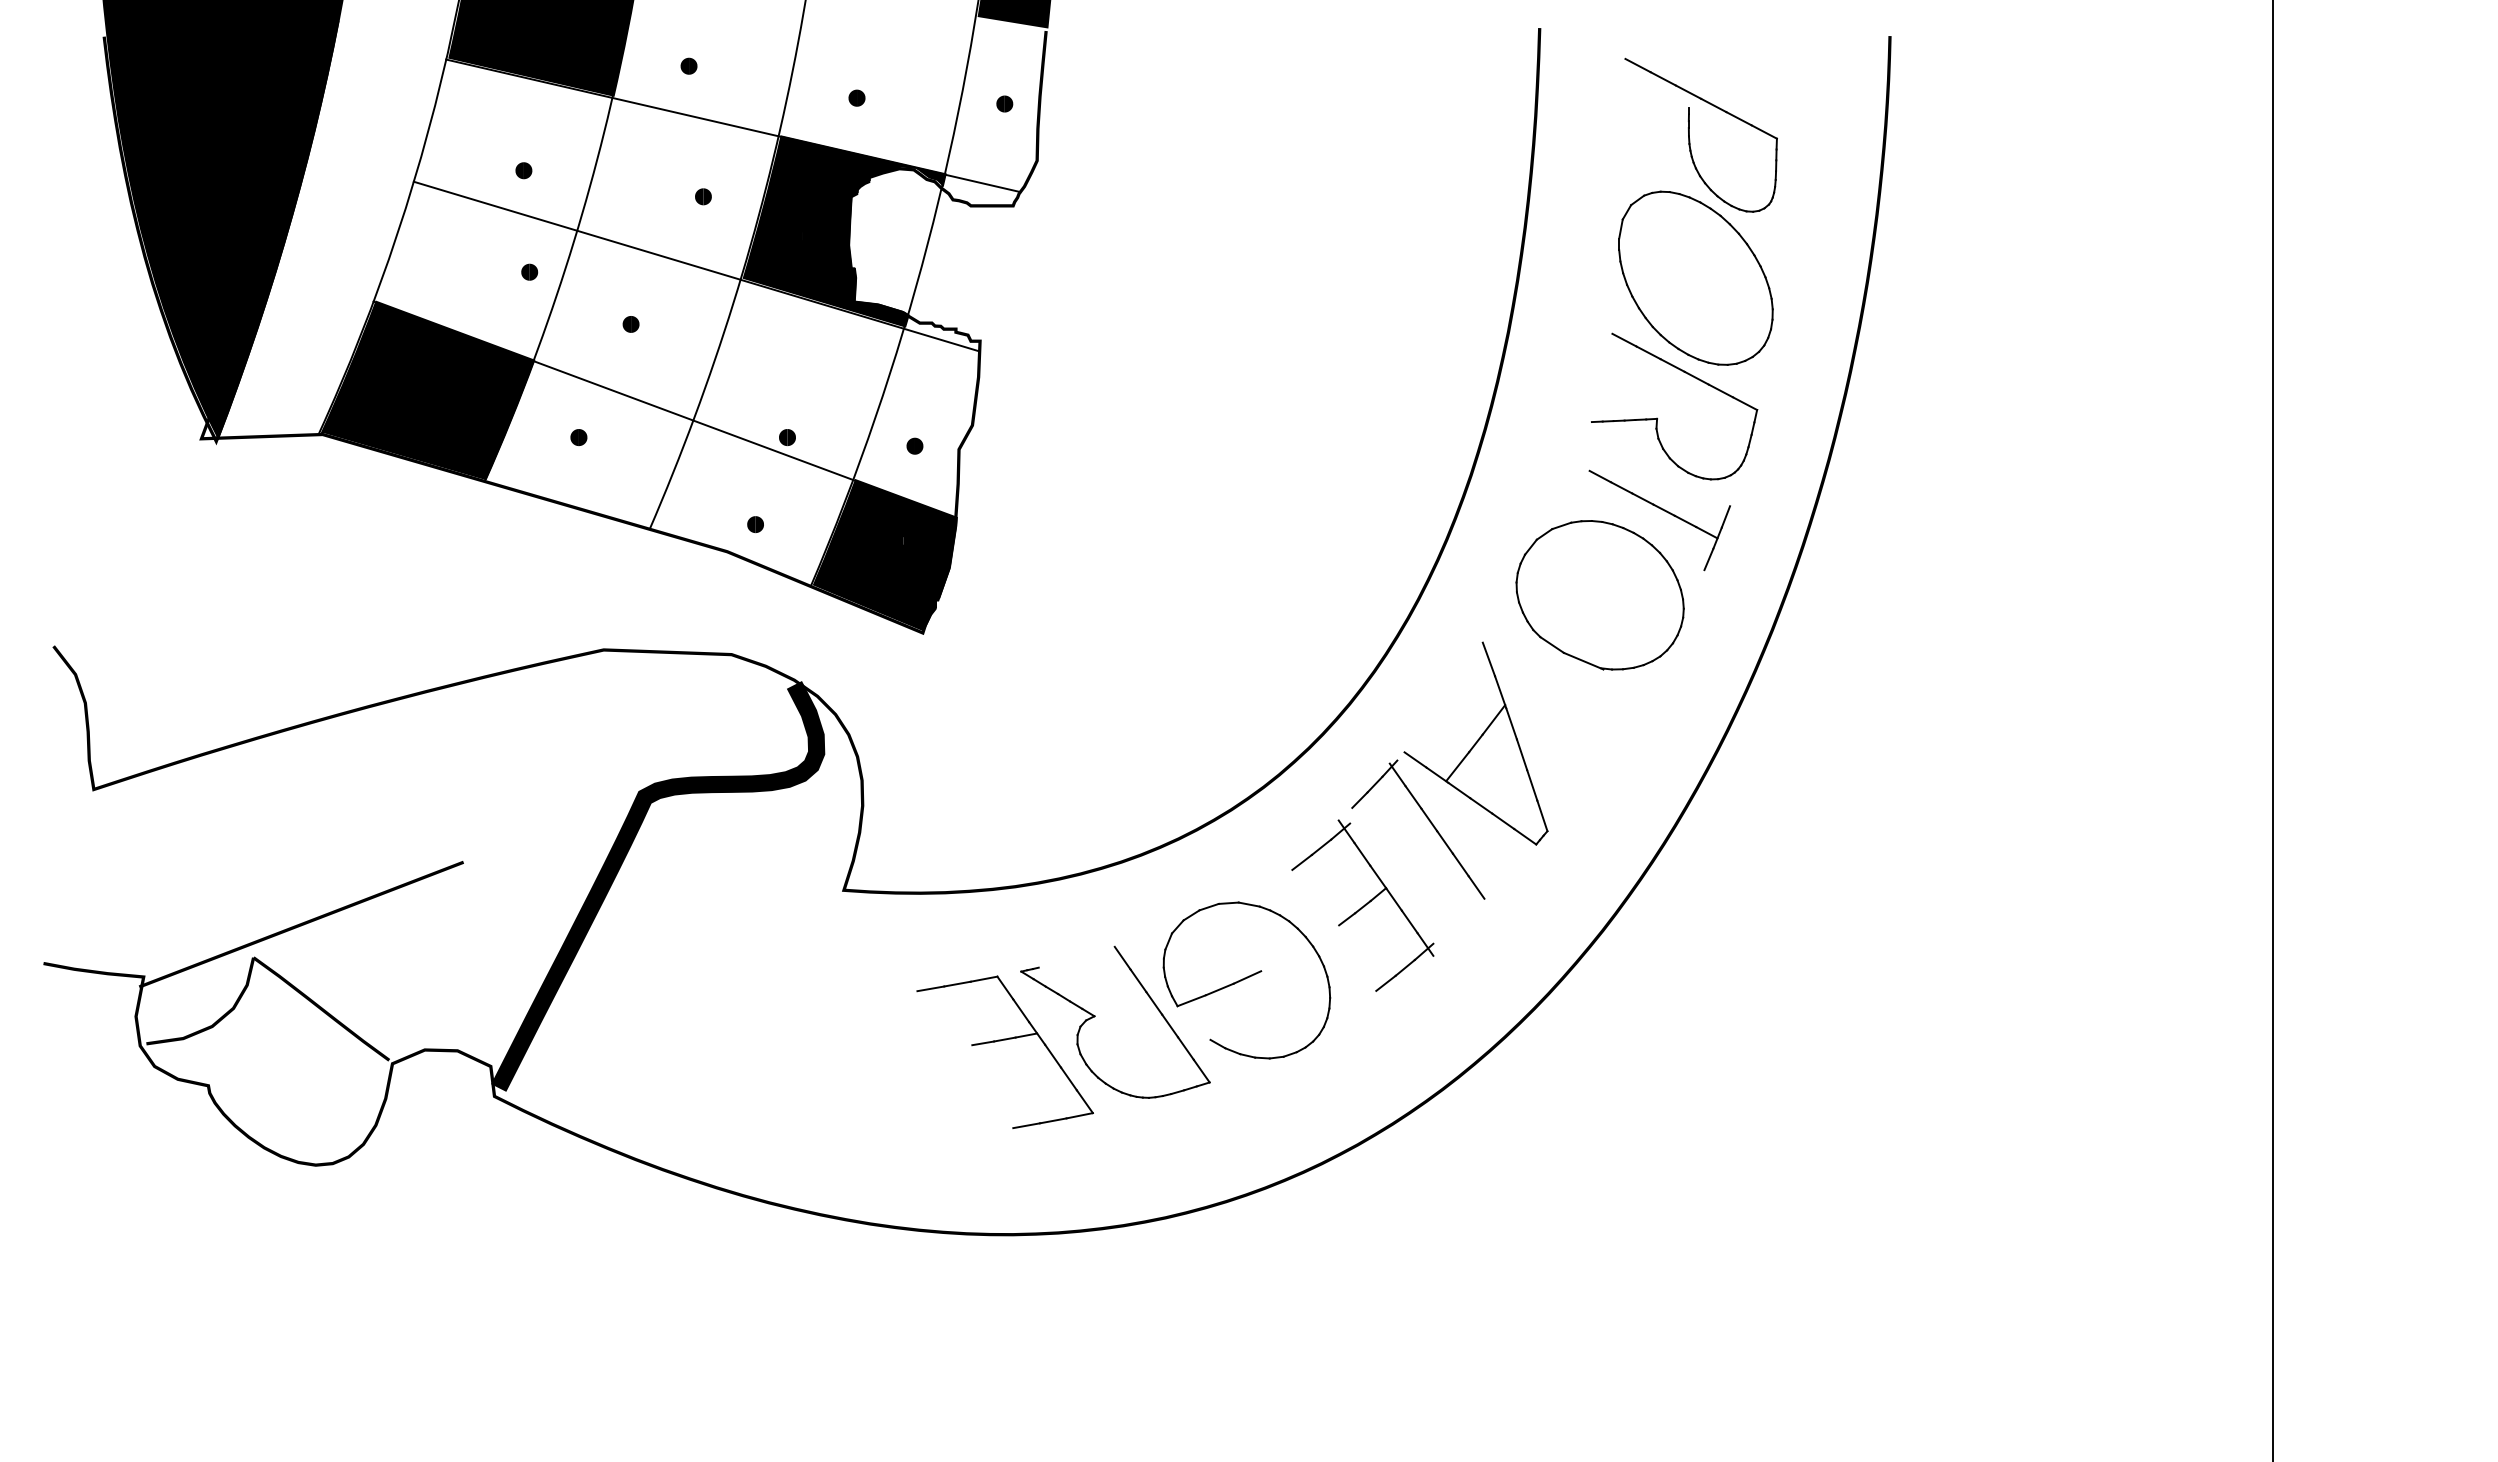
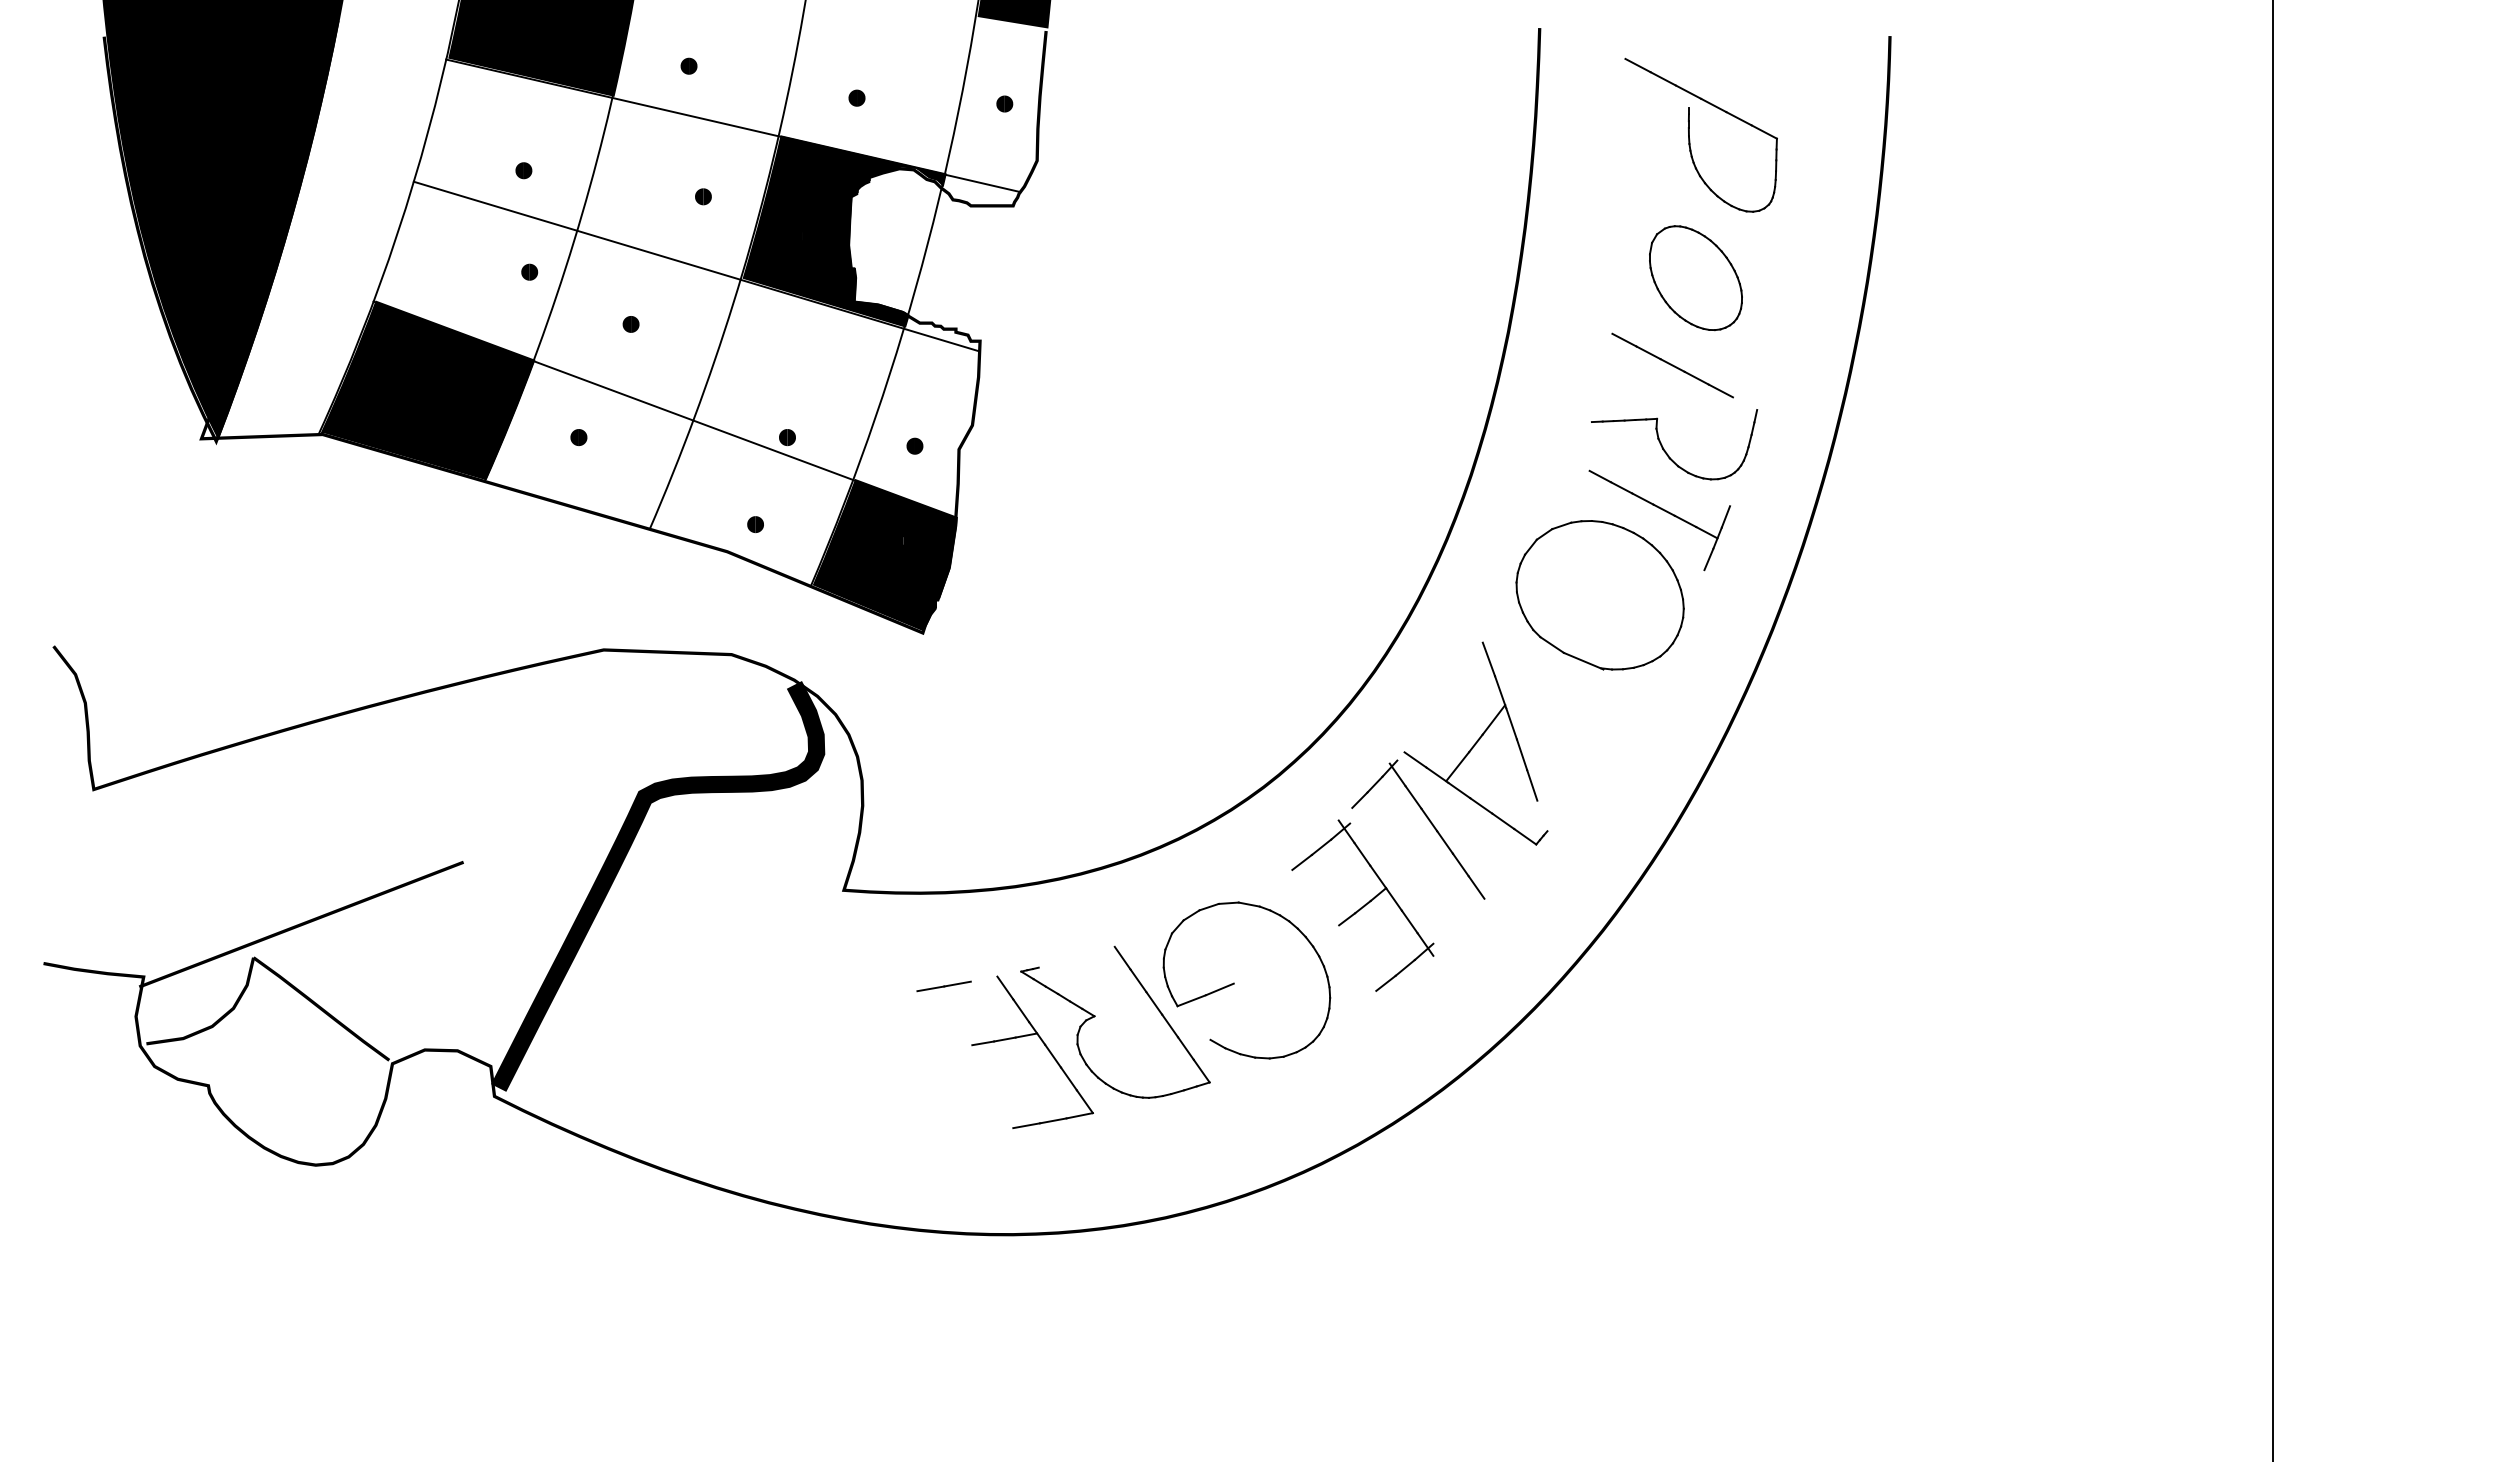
part size: 156x176 px -> 94x107 px (1695, 278)
line: present -> none (1745, 403)
line: present -> none (1542, 815)
line: present -> none (1247, 977)
line: present -> none (983, 978)
